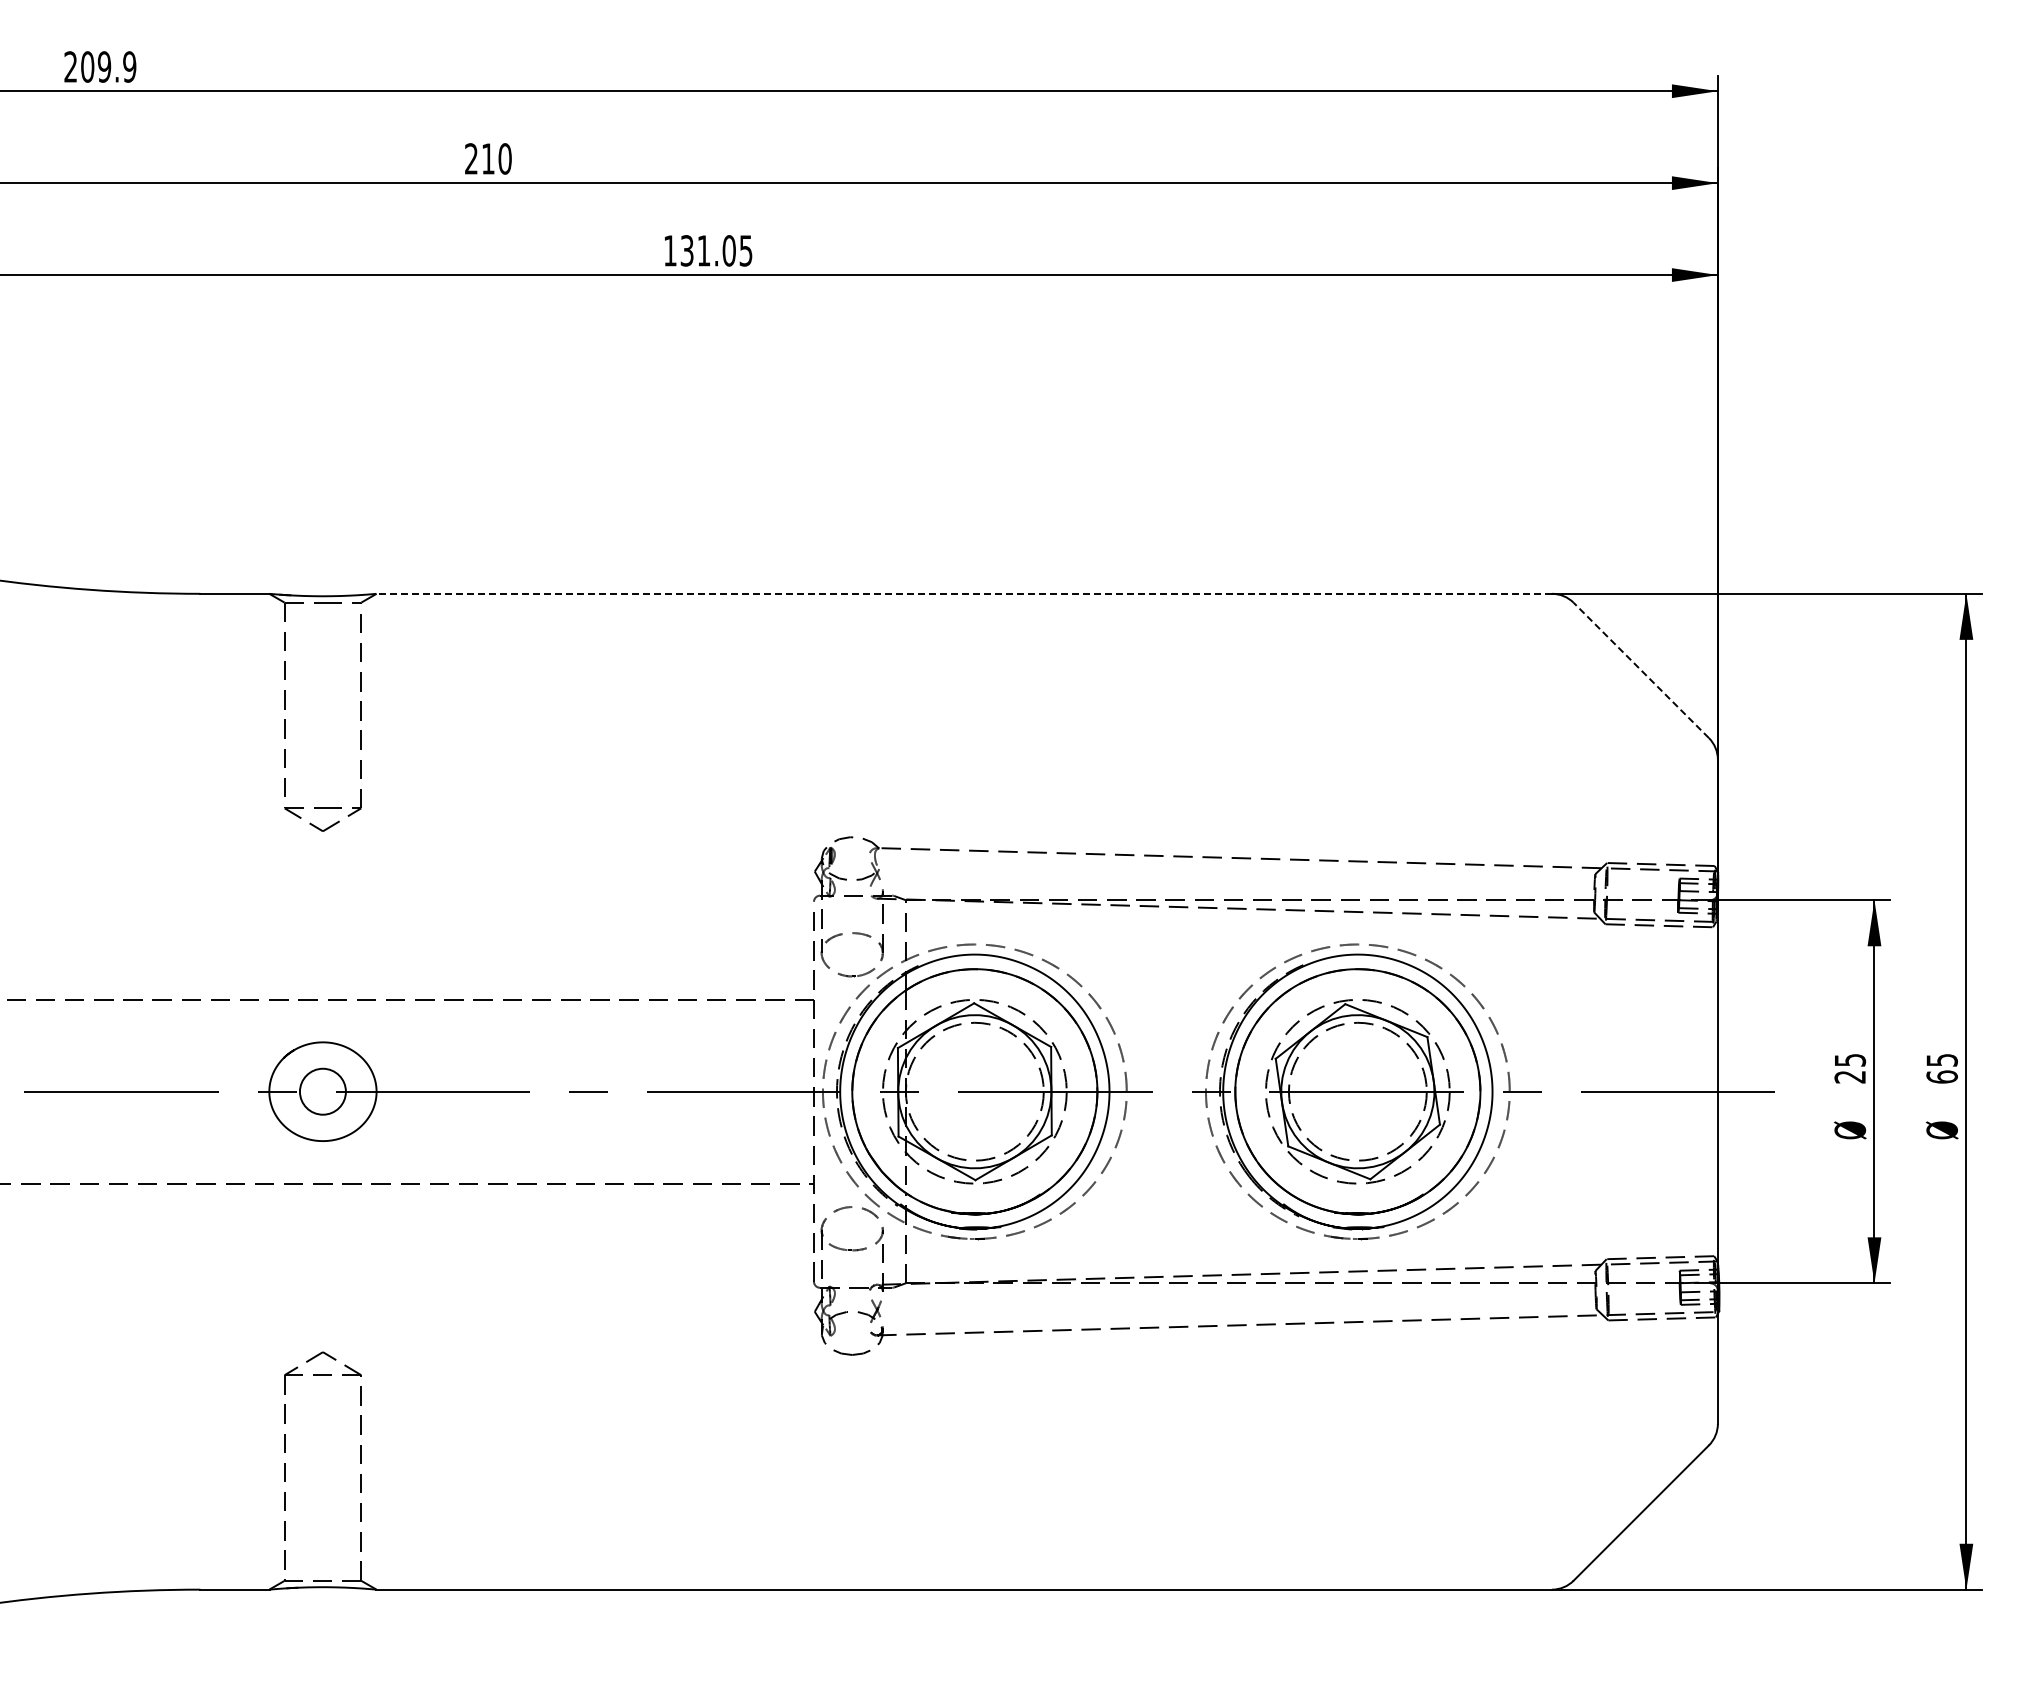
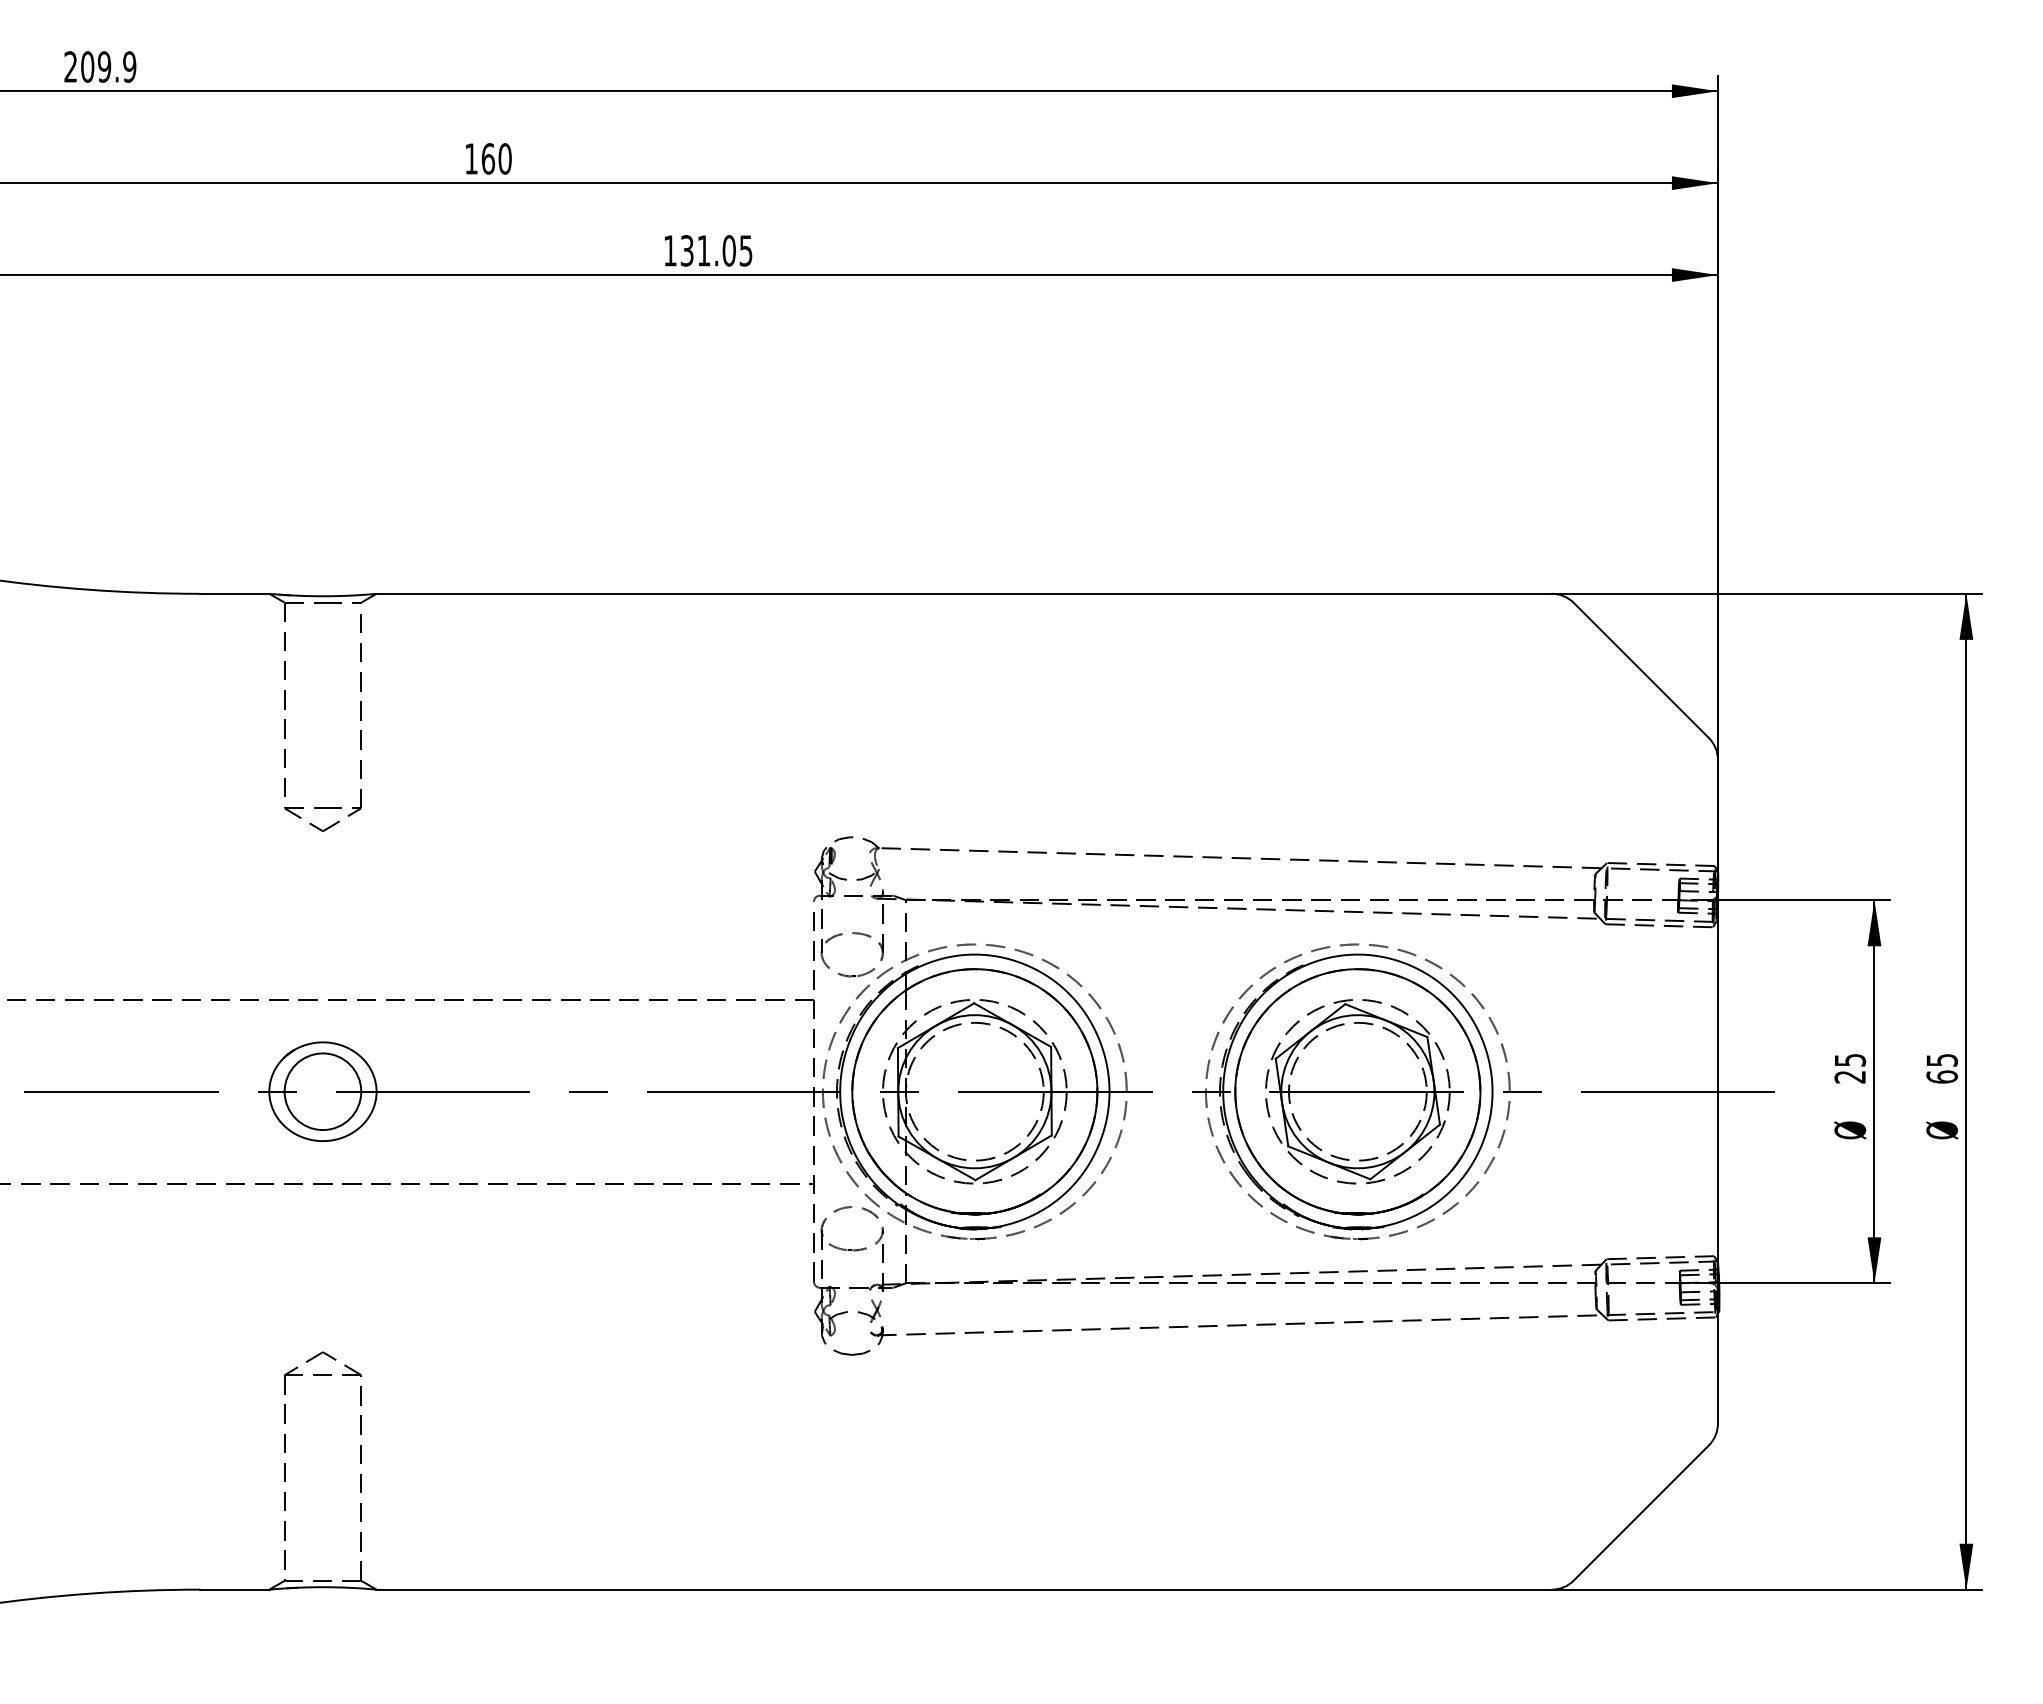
text: 210 -> 160 (480, 158)
line: dashed -> solid (963, 593)
line: dashed -> solid (1641, 670)
circle diameter: 46 px -> 77 px (322, 1091)
